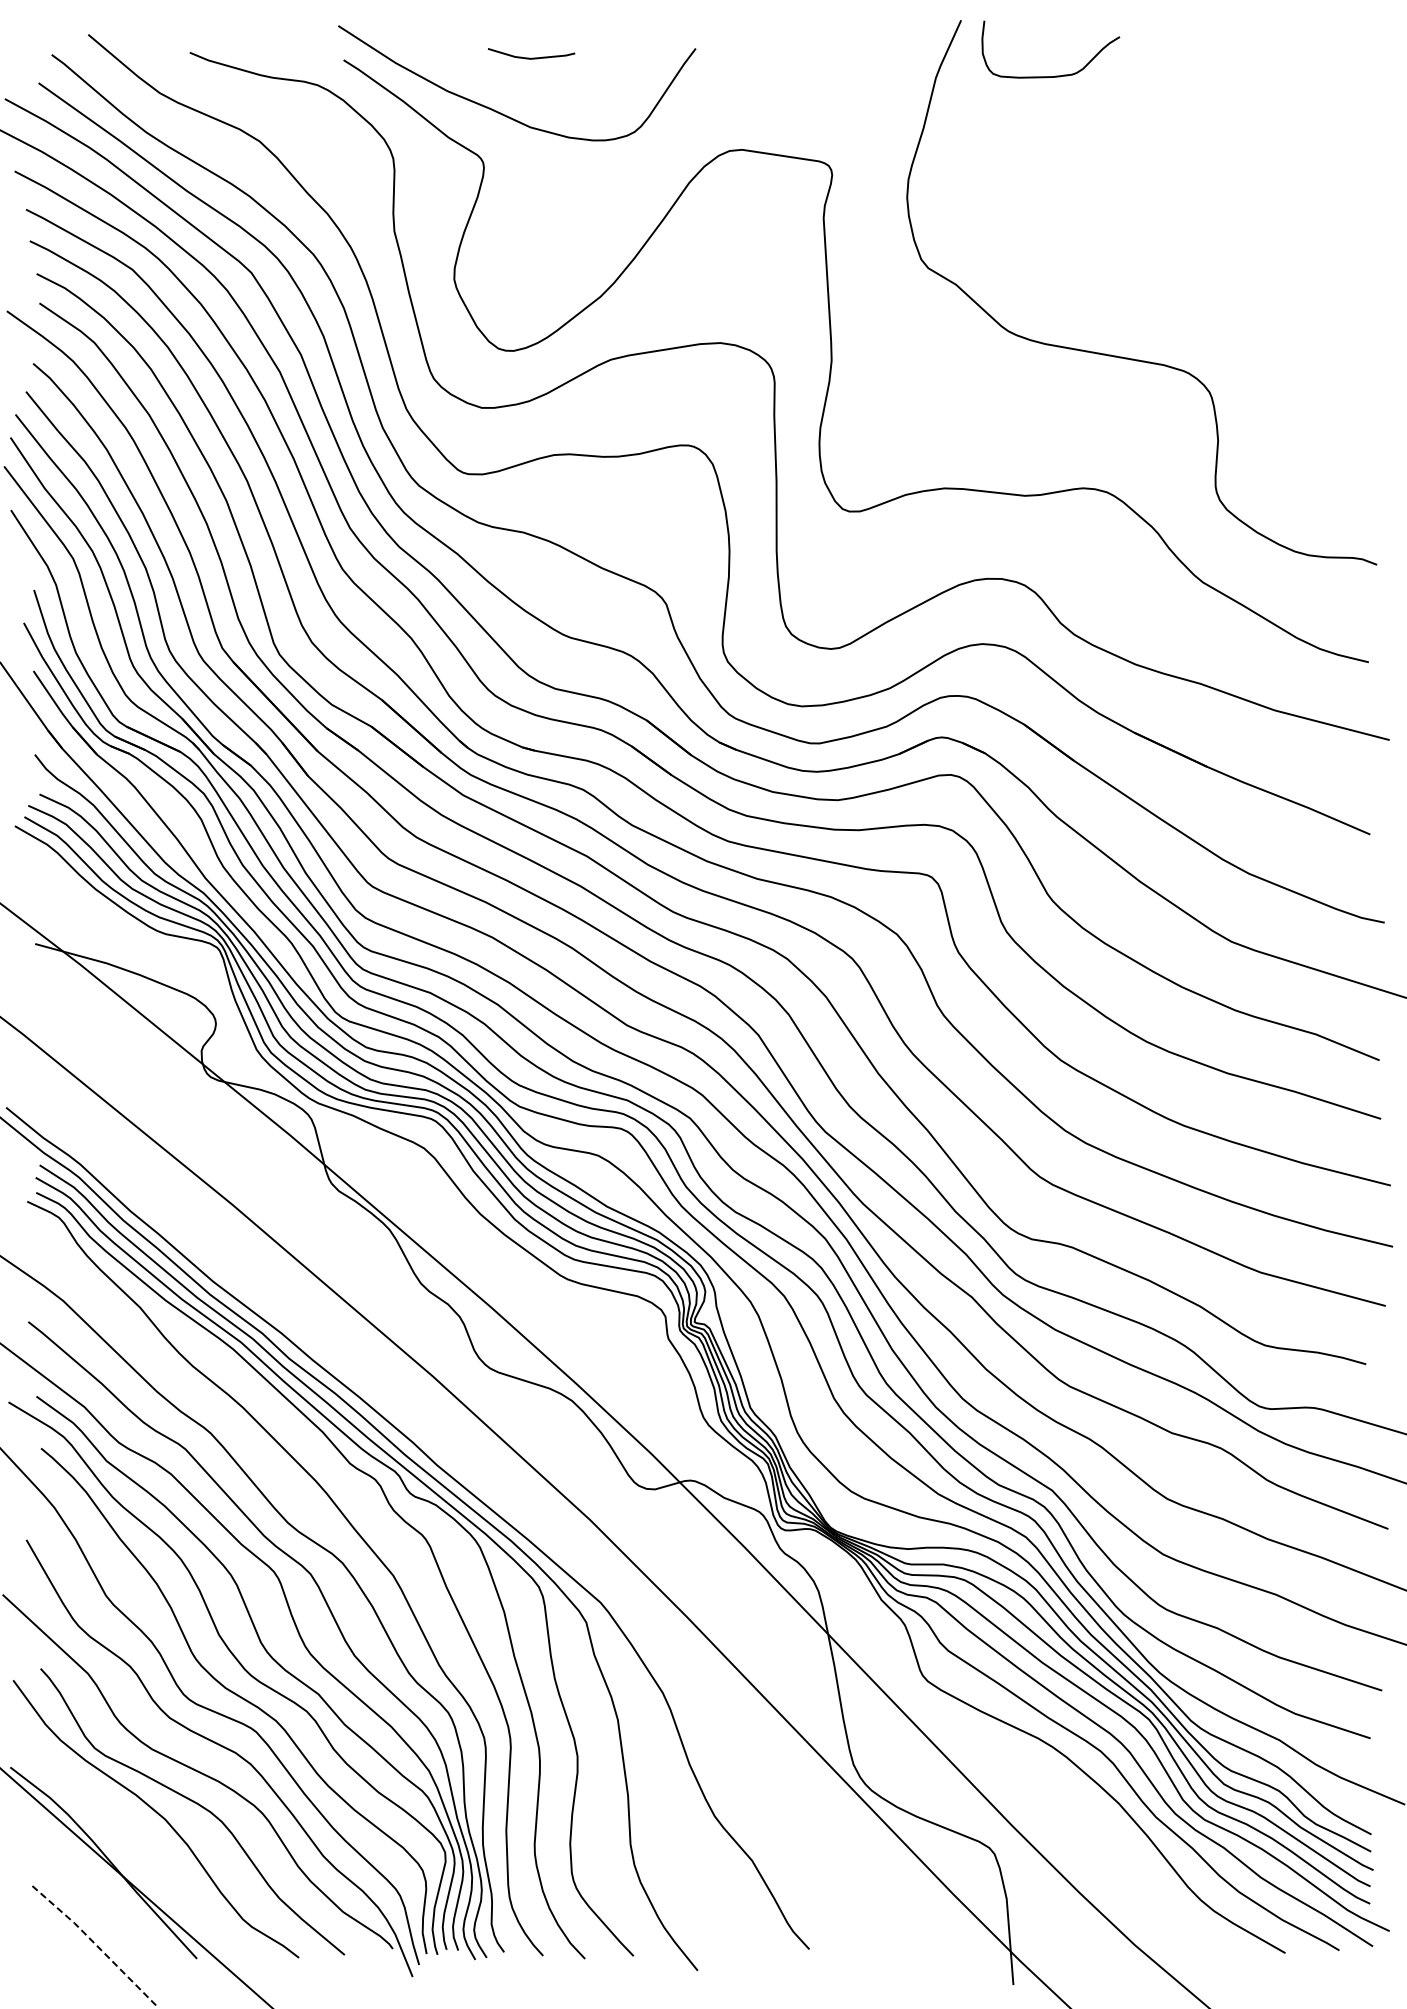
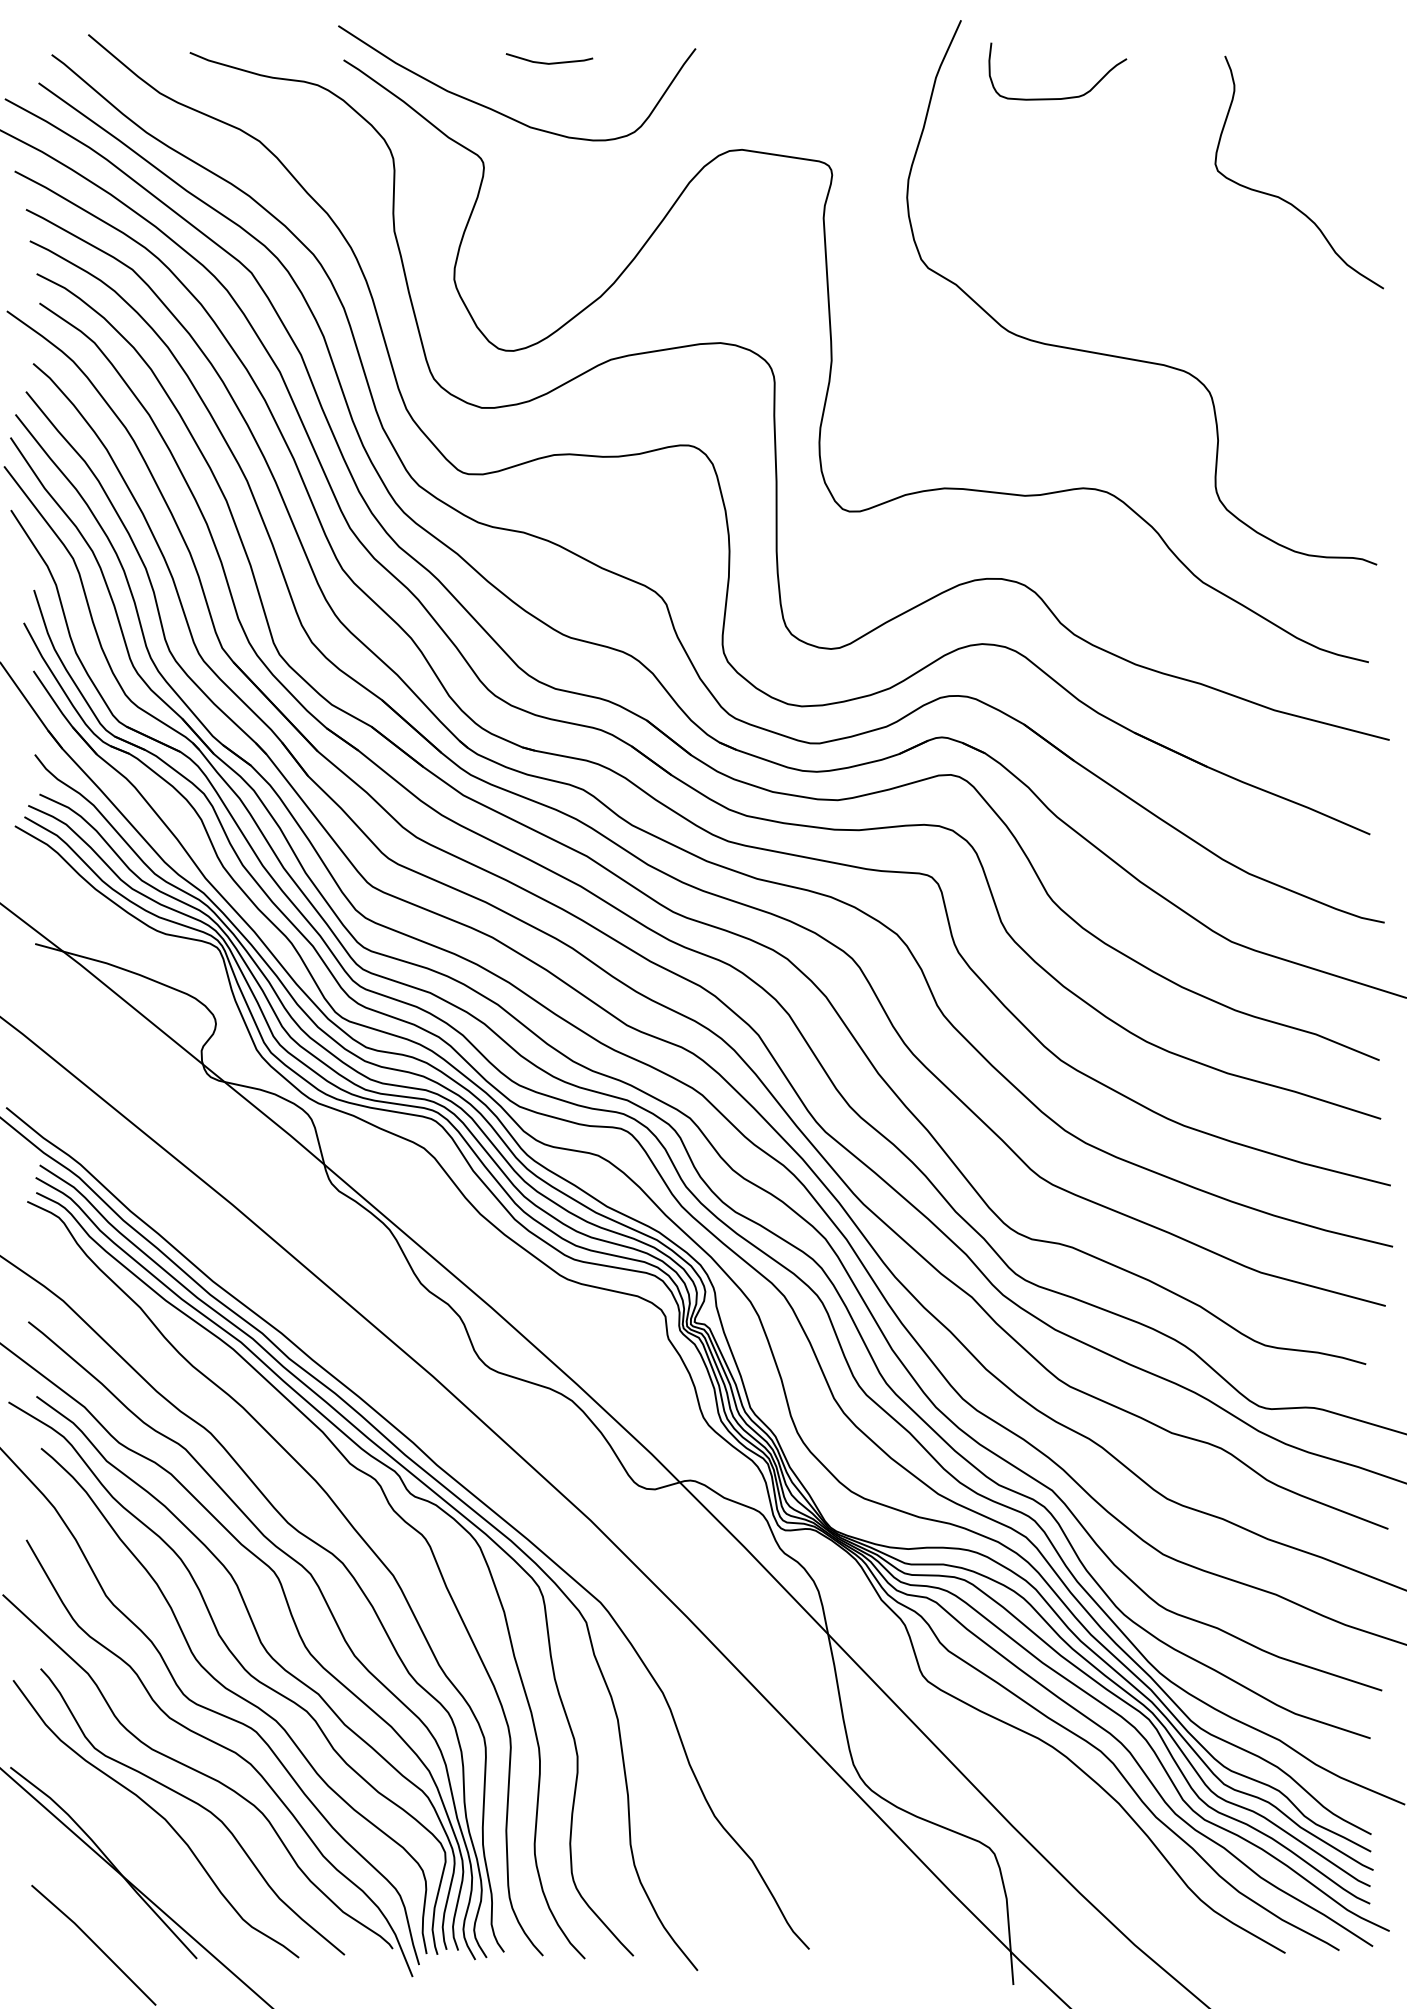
line position: (531, 57) -> (549, 62) (549, 62)
curve position: (1055, 75) -> (1062, 97) (1062, 97)
curve: none -> present (1281, 197)
line: dashed -> solid (94, 1943)
